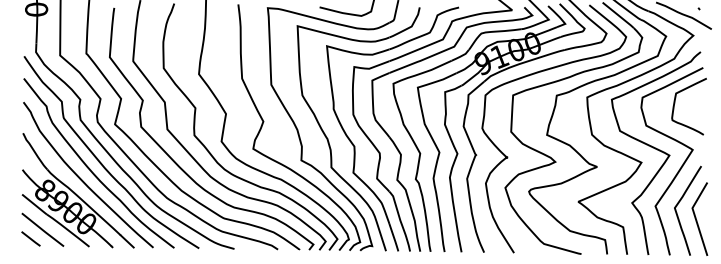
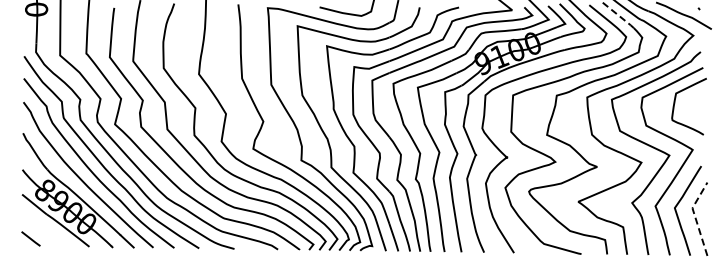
line: solid -> dashed (618, 15)
line: solid -> dashed (695, 217)
line: present -> none (42, 229)
